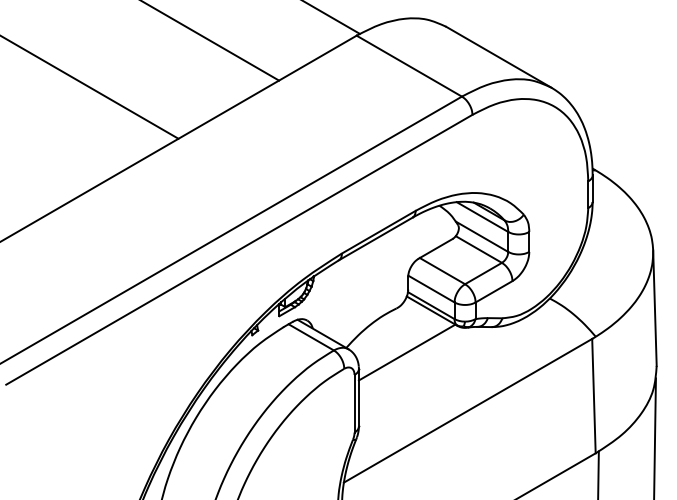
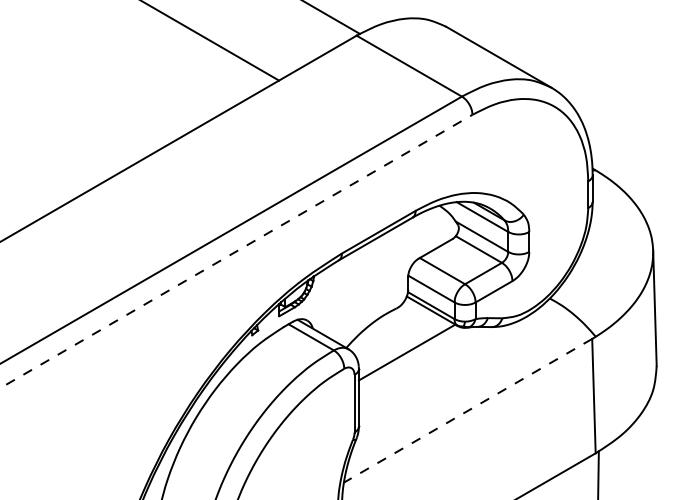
line: present -> none (90, 87)
line: solid -> dashed (239, 249)
line: solid -> dashed (467, 411)
line: present -> none (654, 437)
